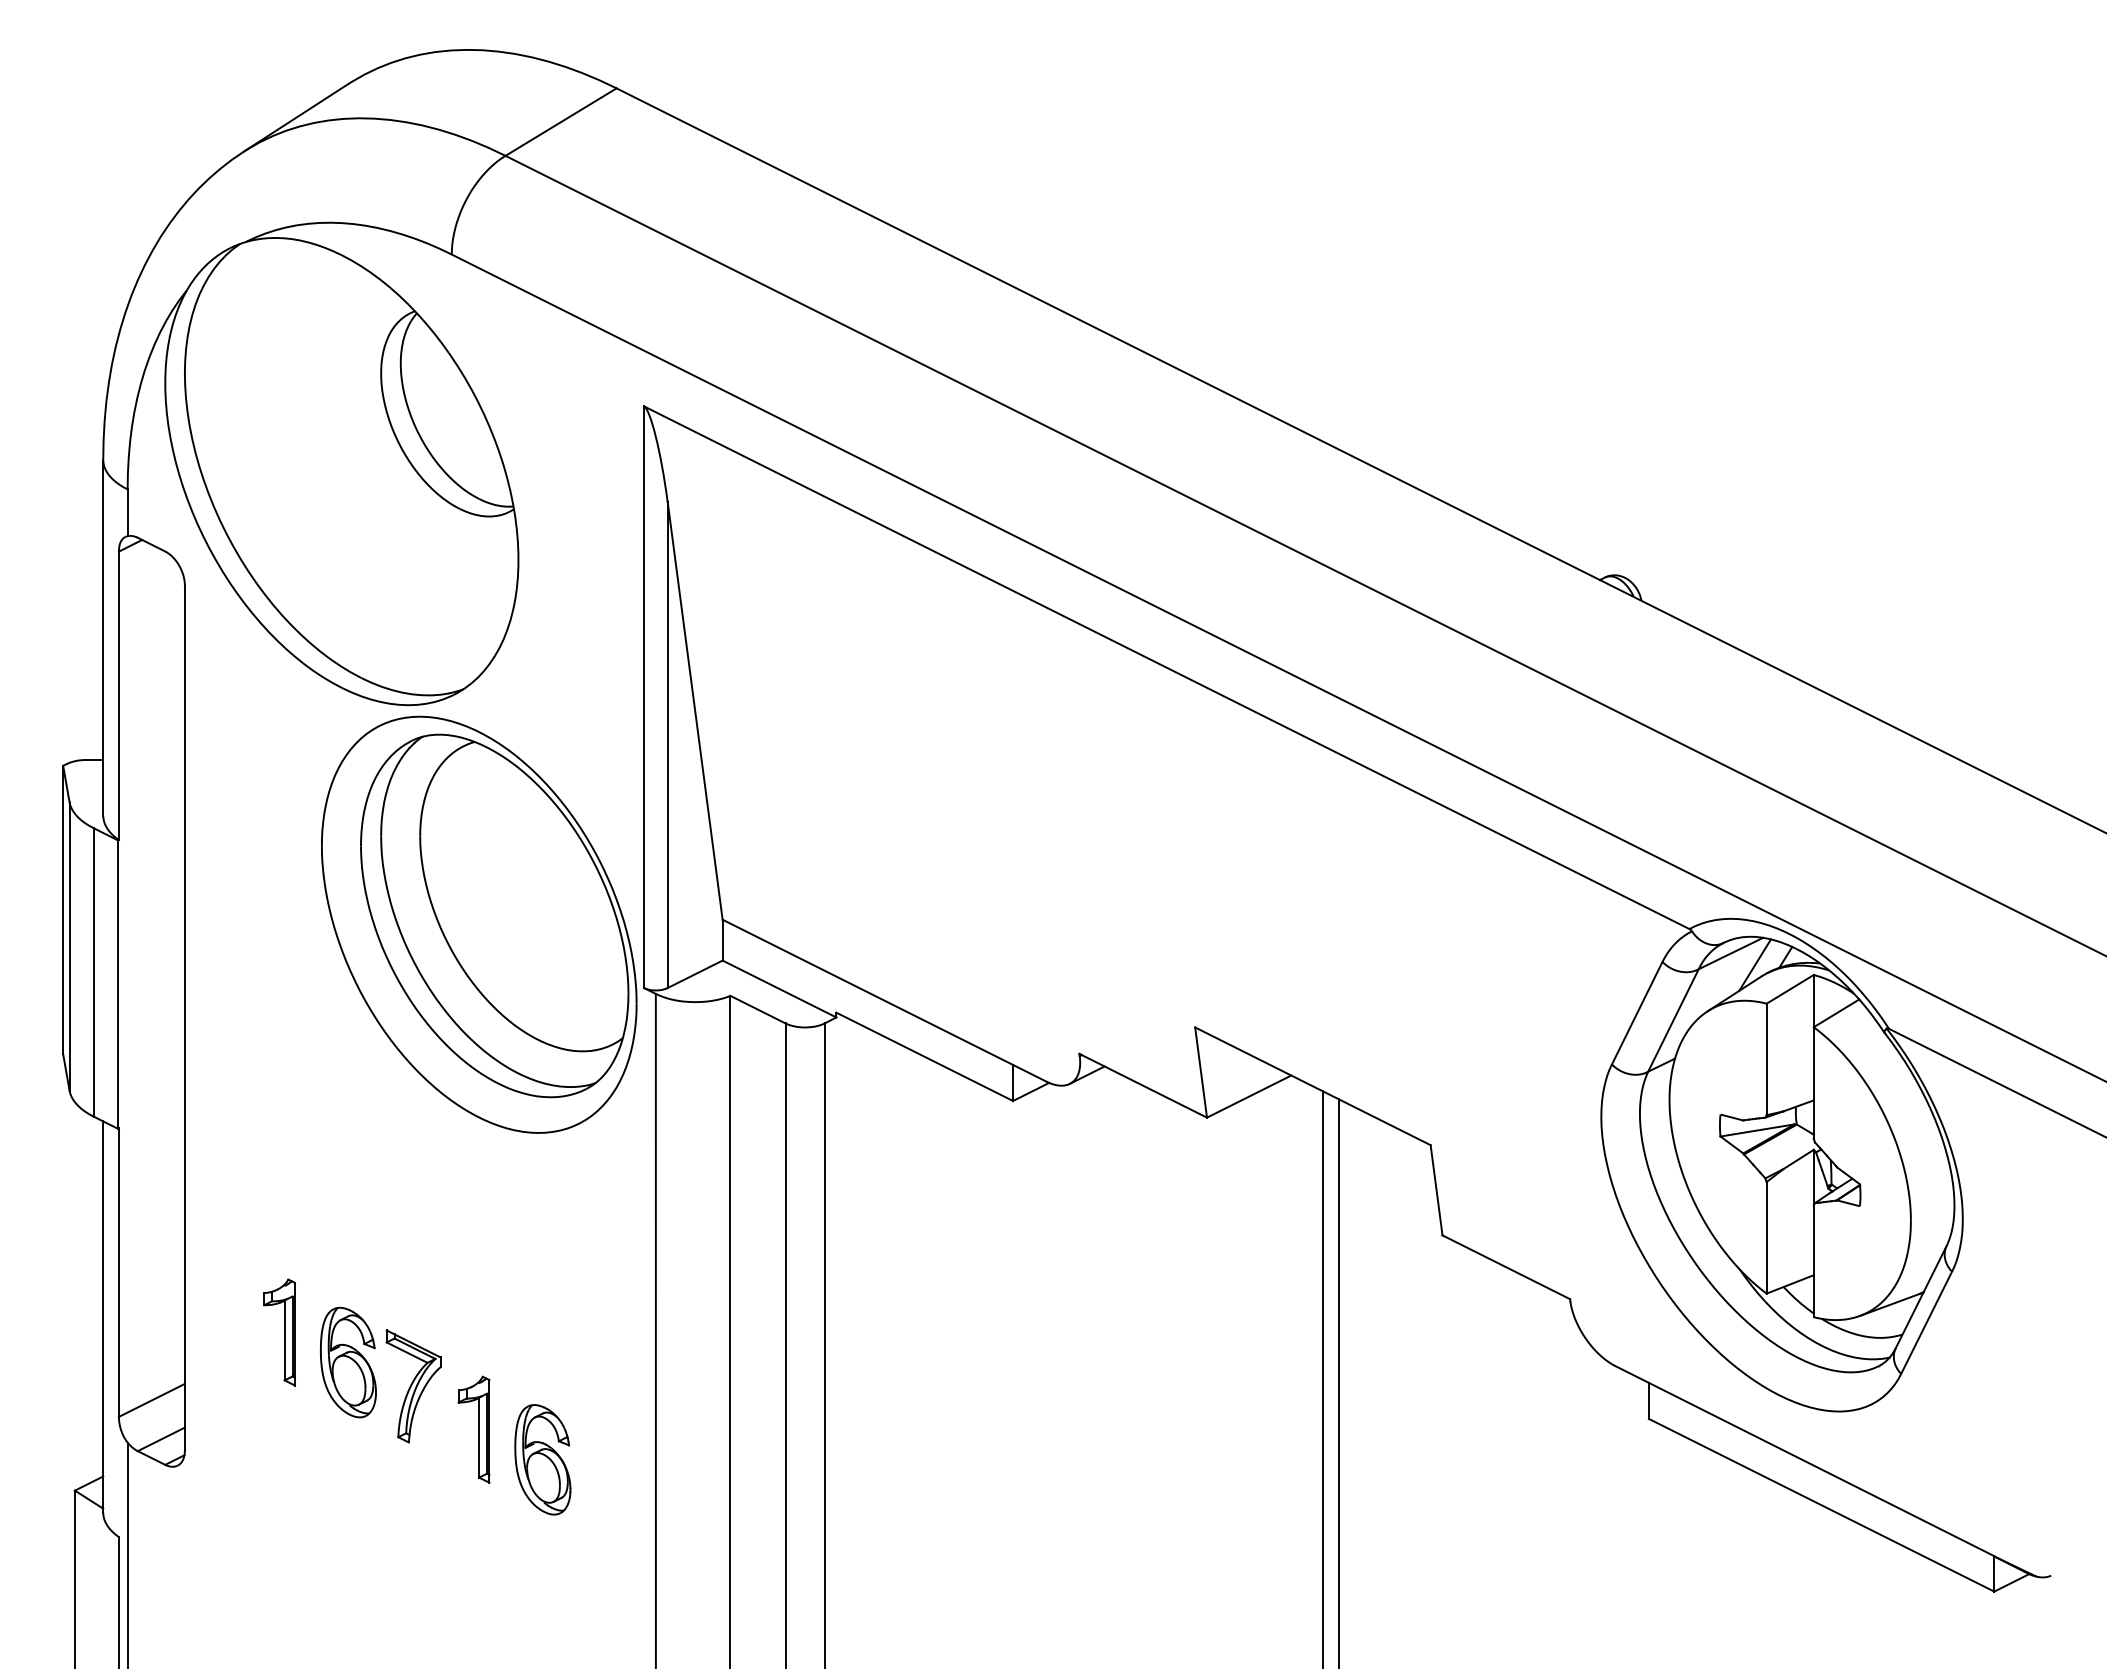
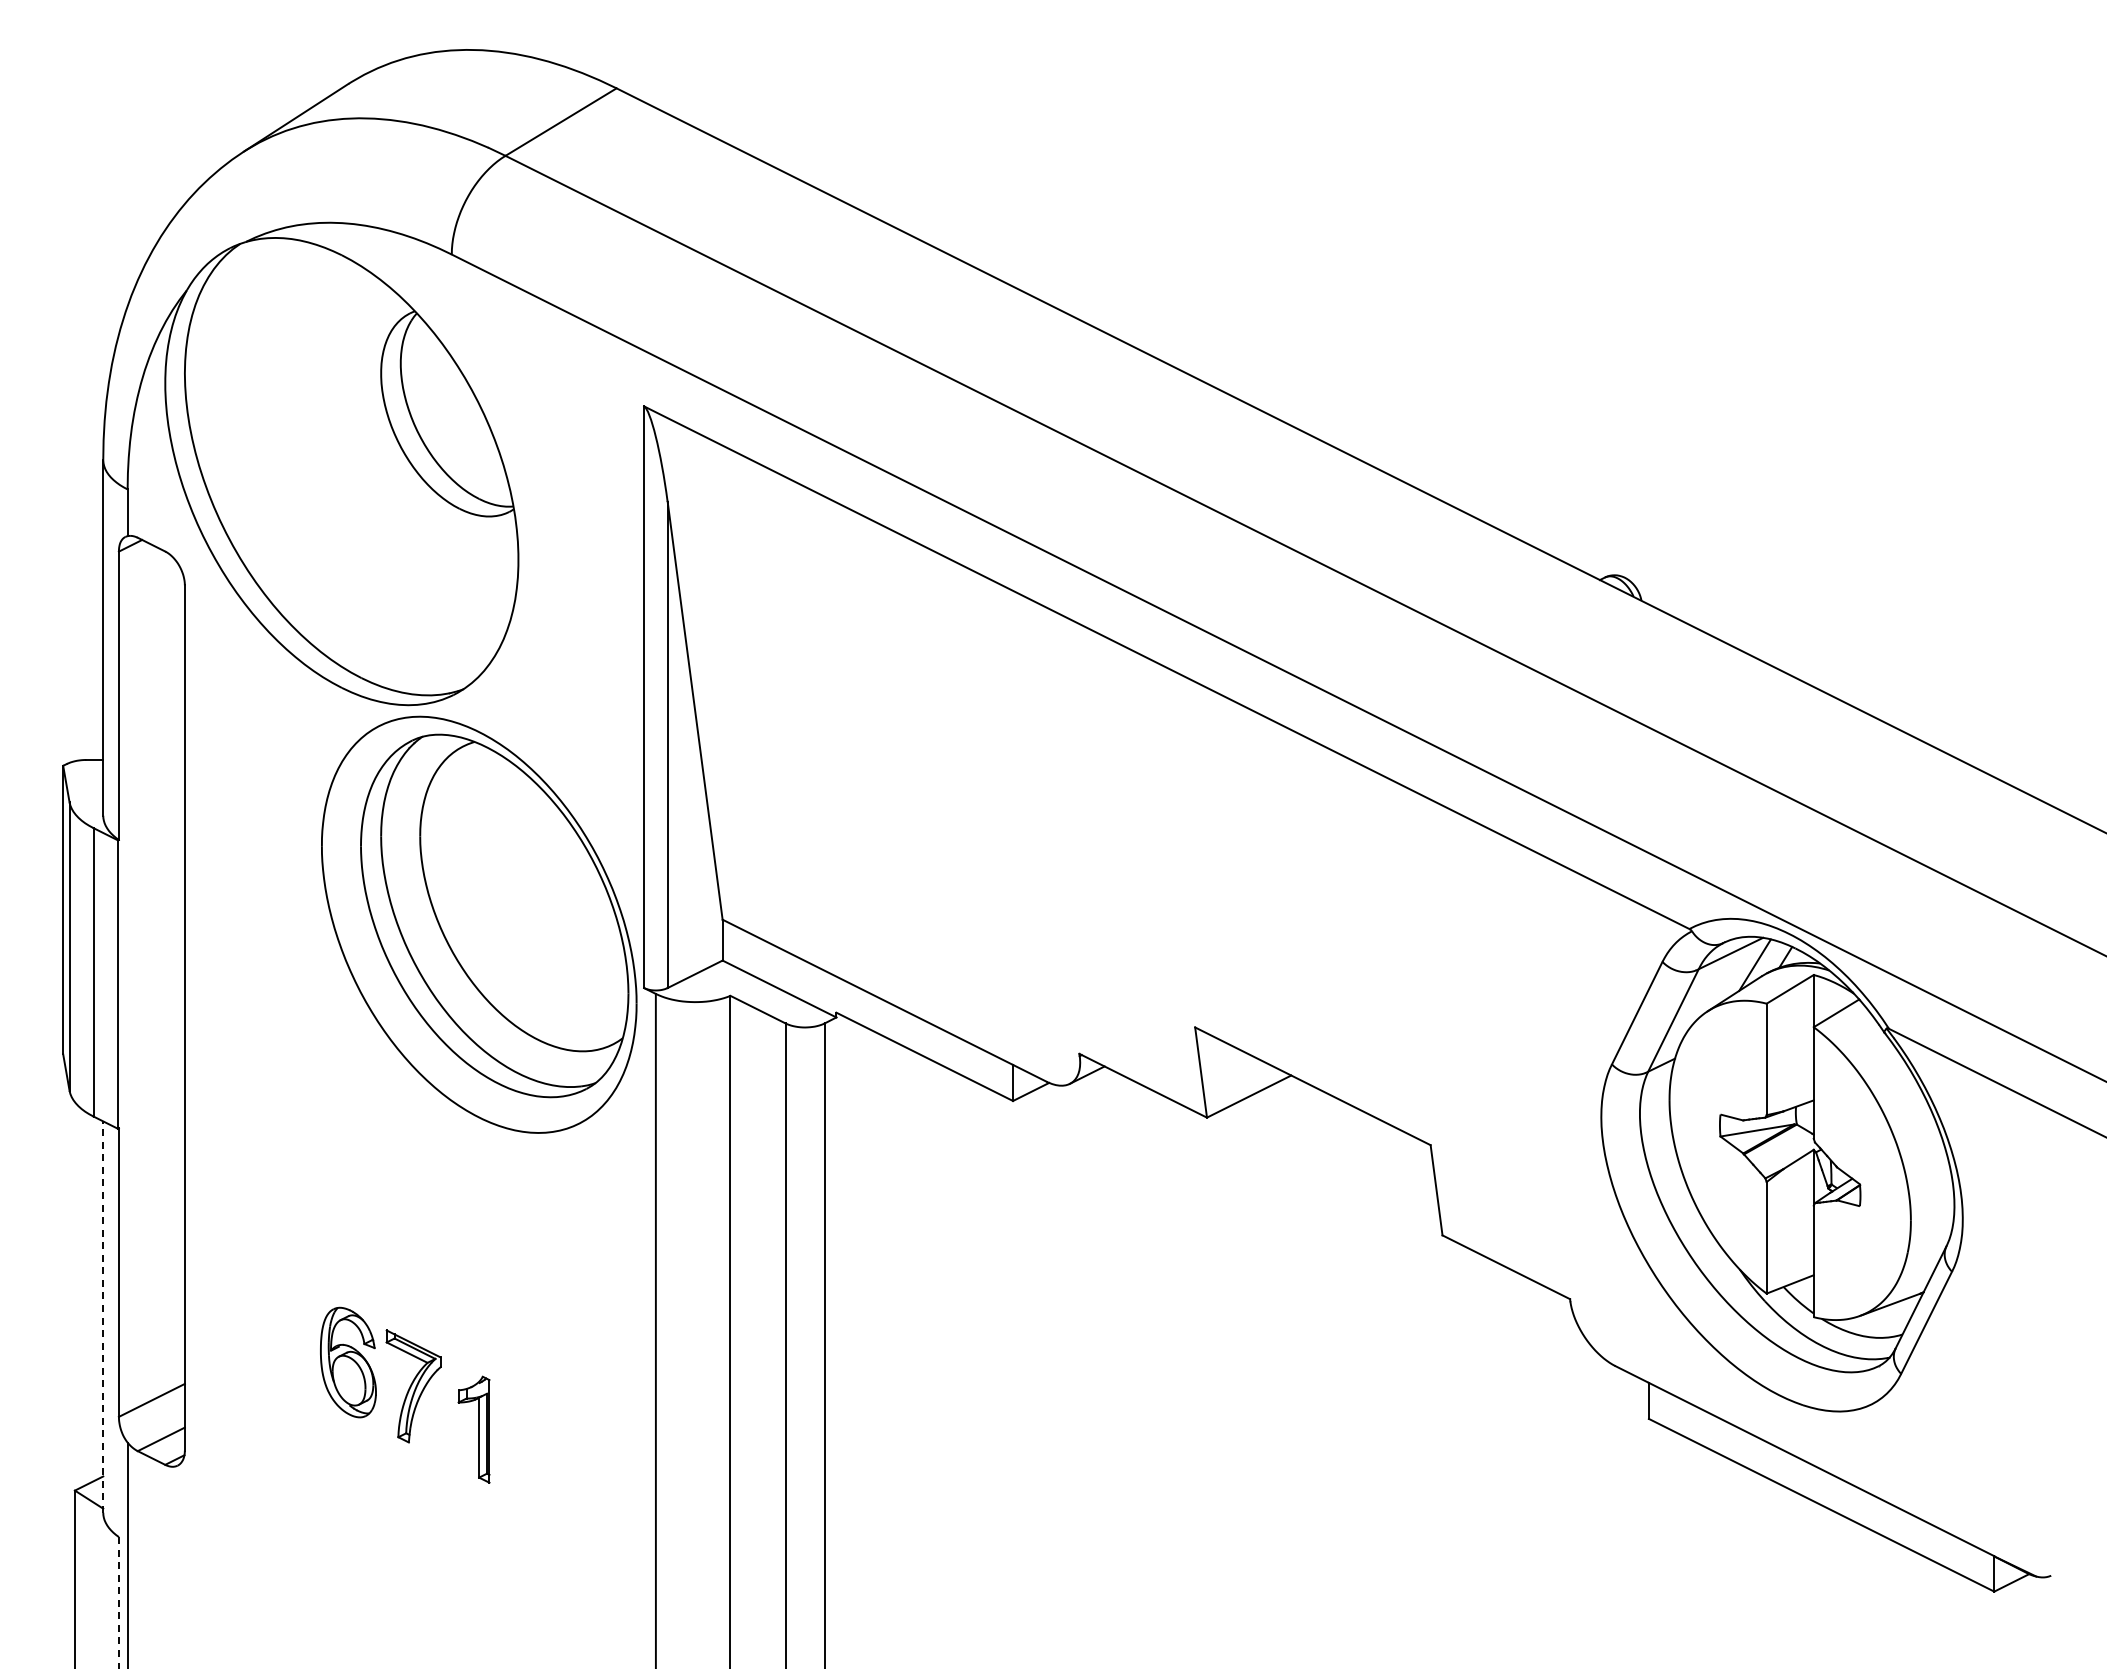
line: solid -> dashed (103, 1317)
part: present -> none (279, 1332)
line: present -> none (1323, 1378)
line: present -> none (1339, 1382)
part: present -> none (542, 1459)
line: solid -> dashed (118, 1603)
